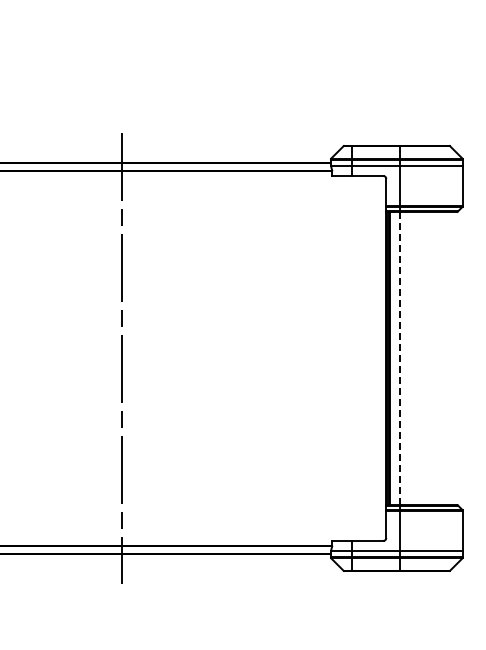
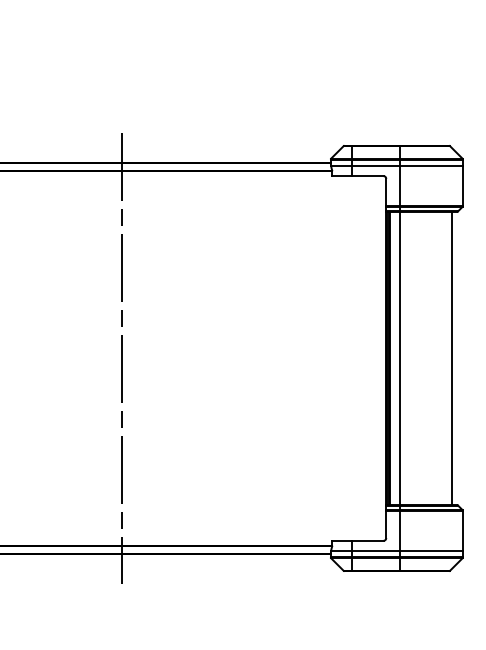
line: dashed -> solid (399, 358)
line: none -> present (452, 358)
